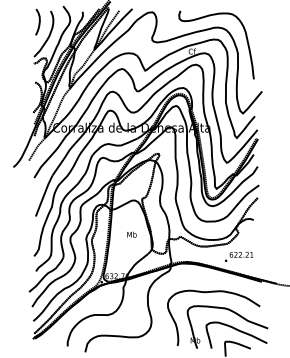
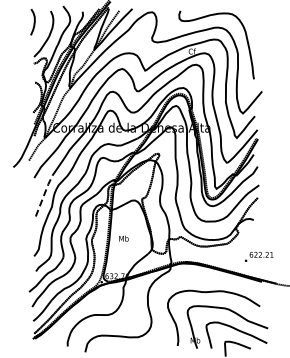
curve position: (38, 22) -> (33, 22) (33, 22)
line: solid -> dashed (44, 195)
text position: (131, 234) -> (123, 238) (123, 238)
text position: (239, 256) -> (259, 256) (259, 256)
